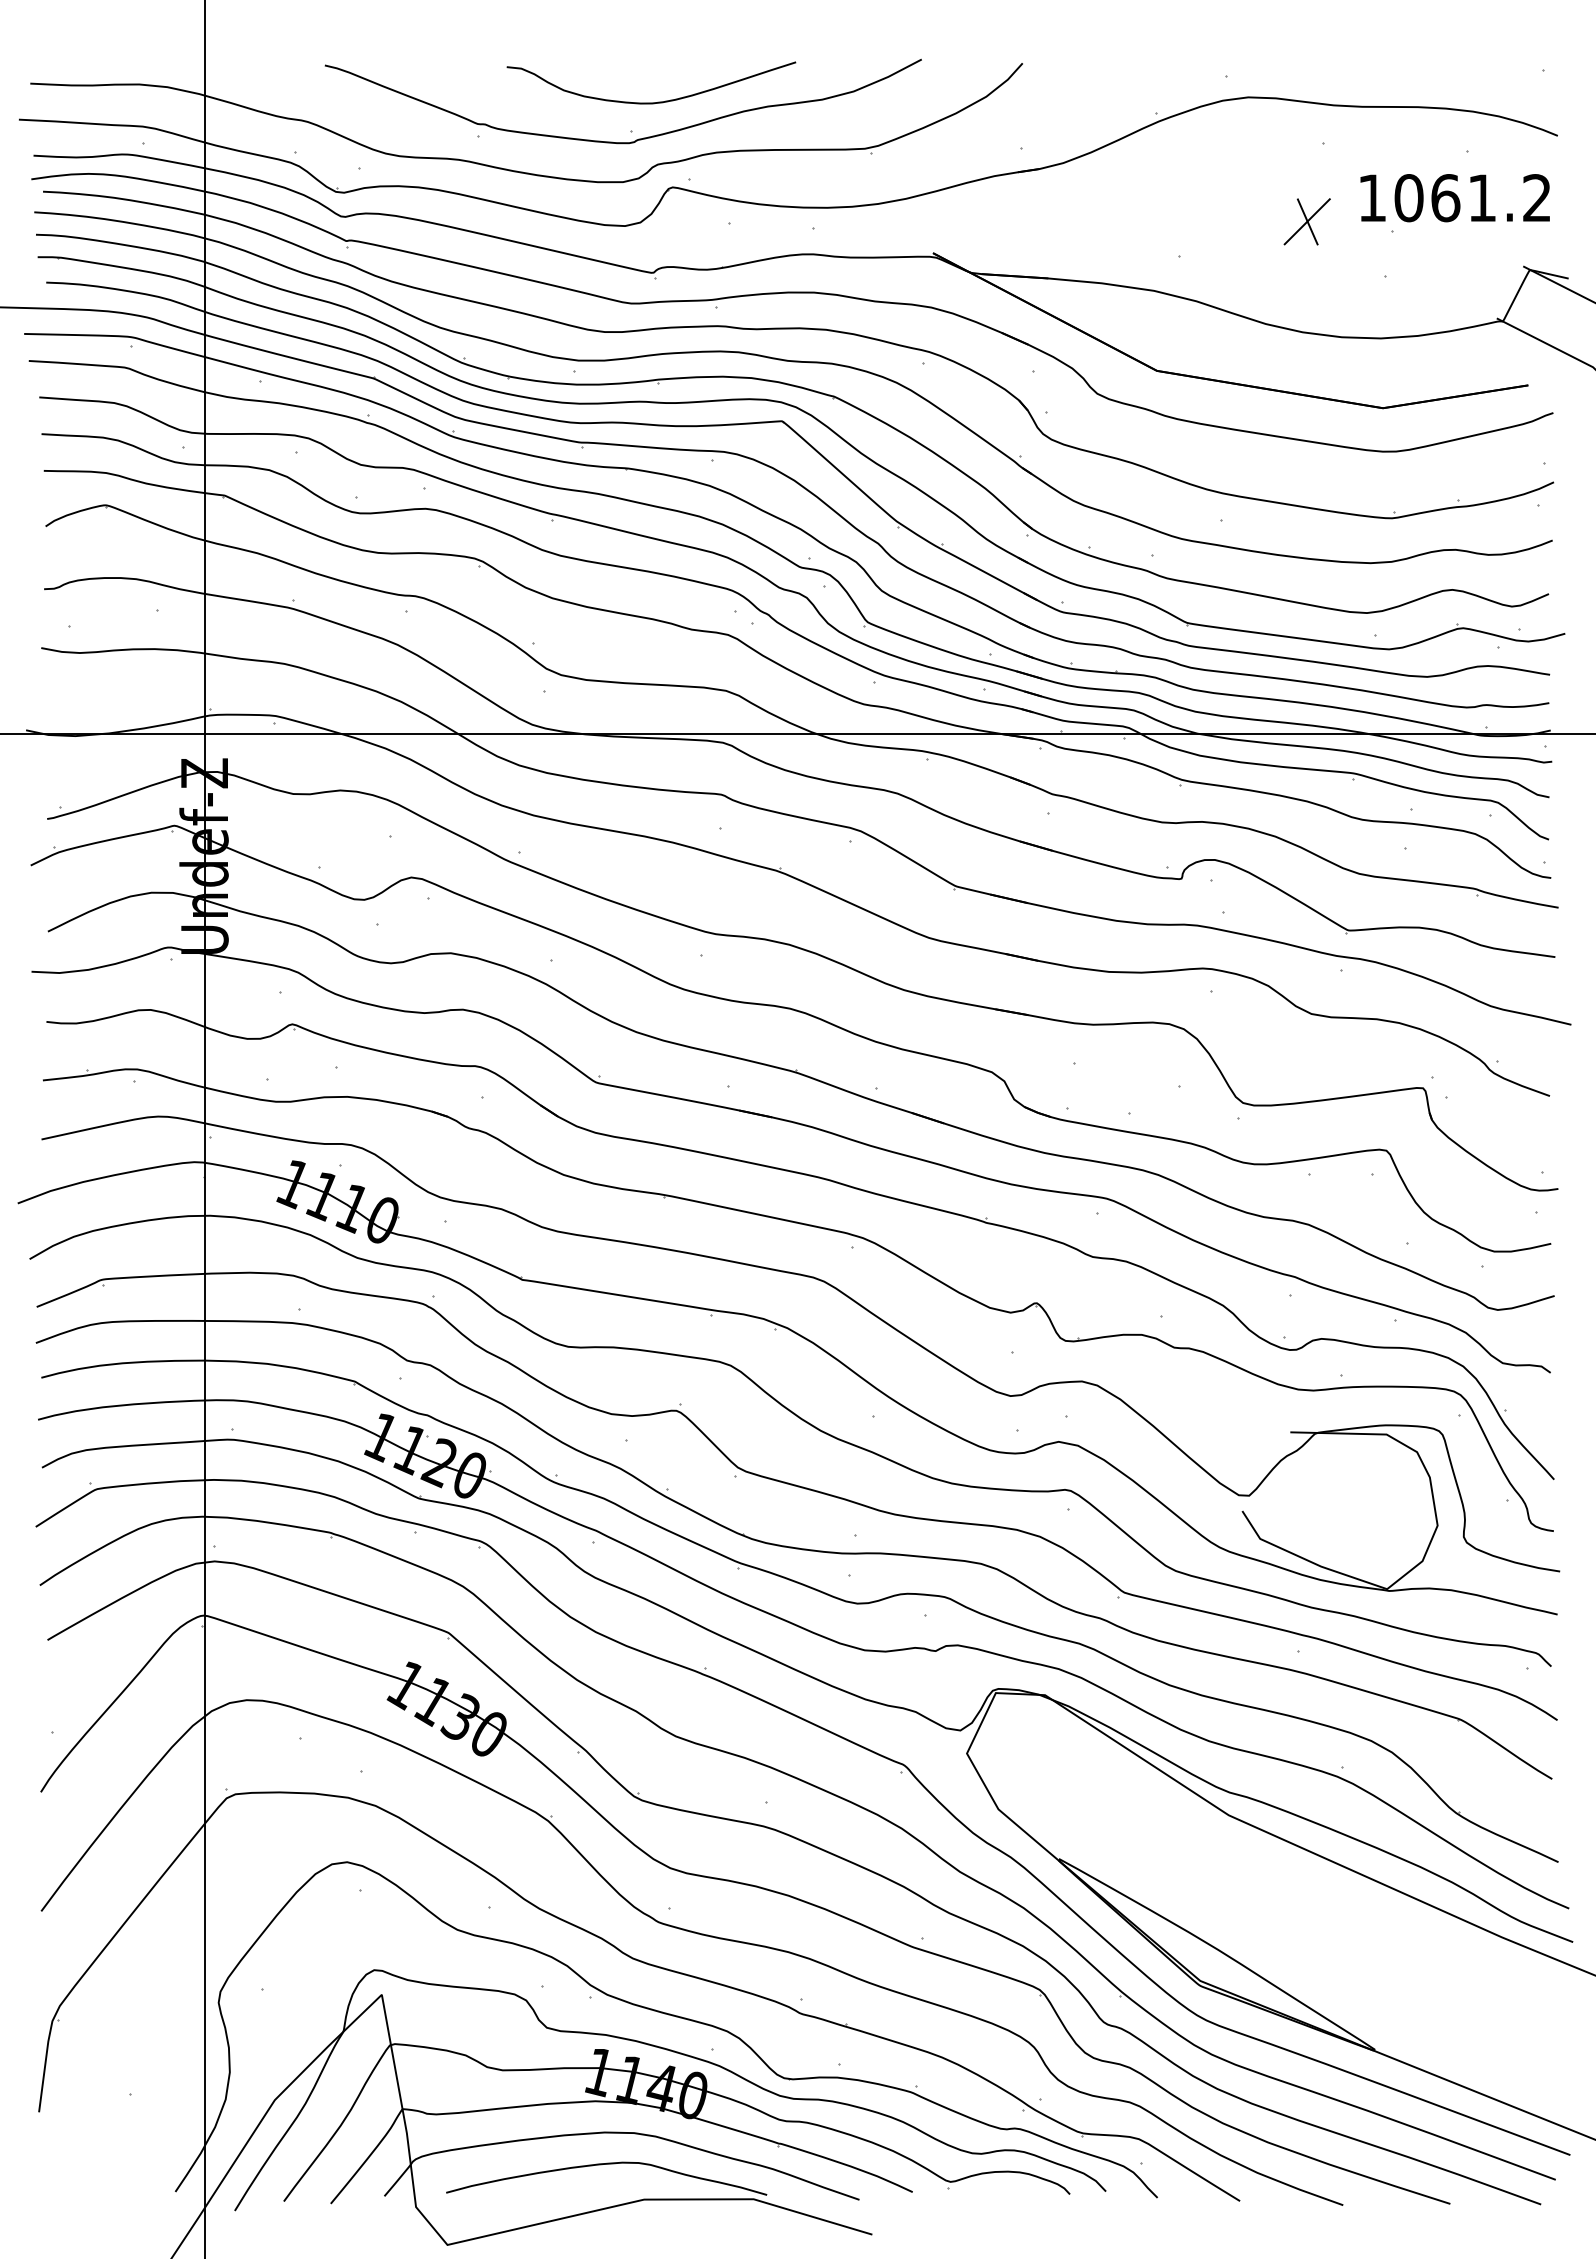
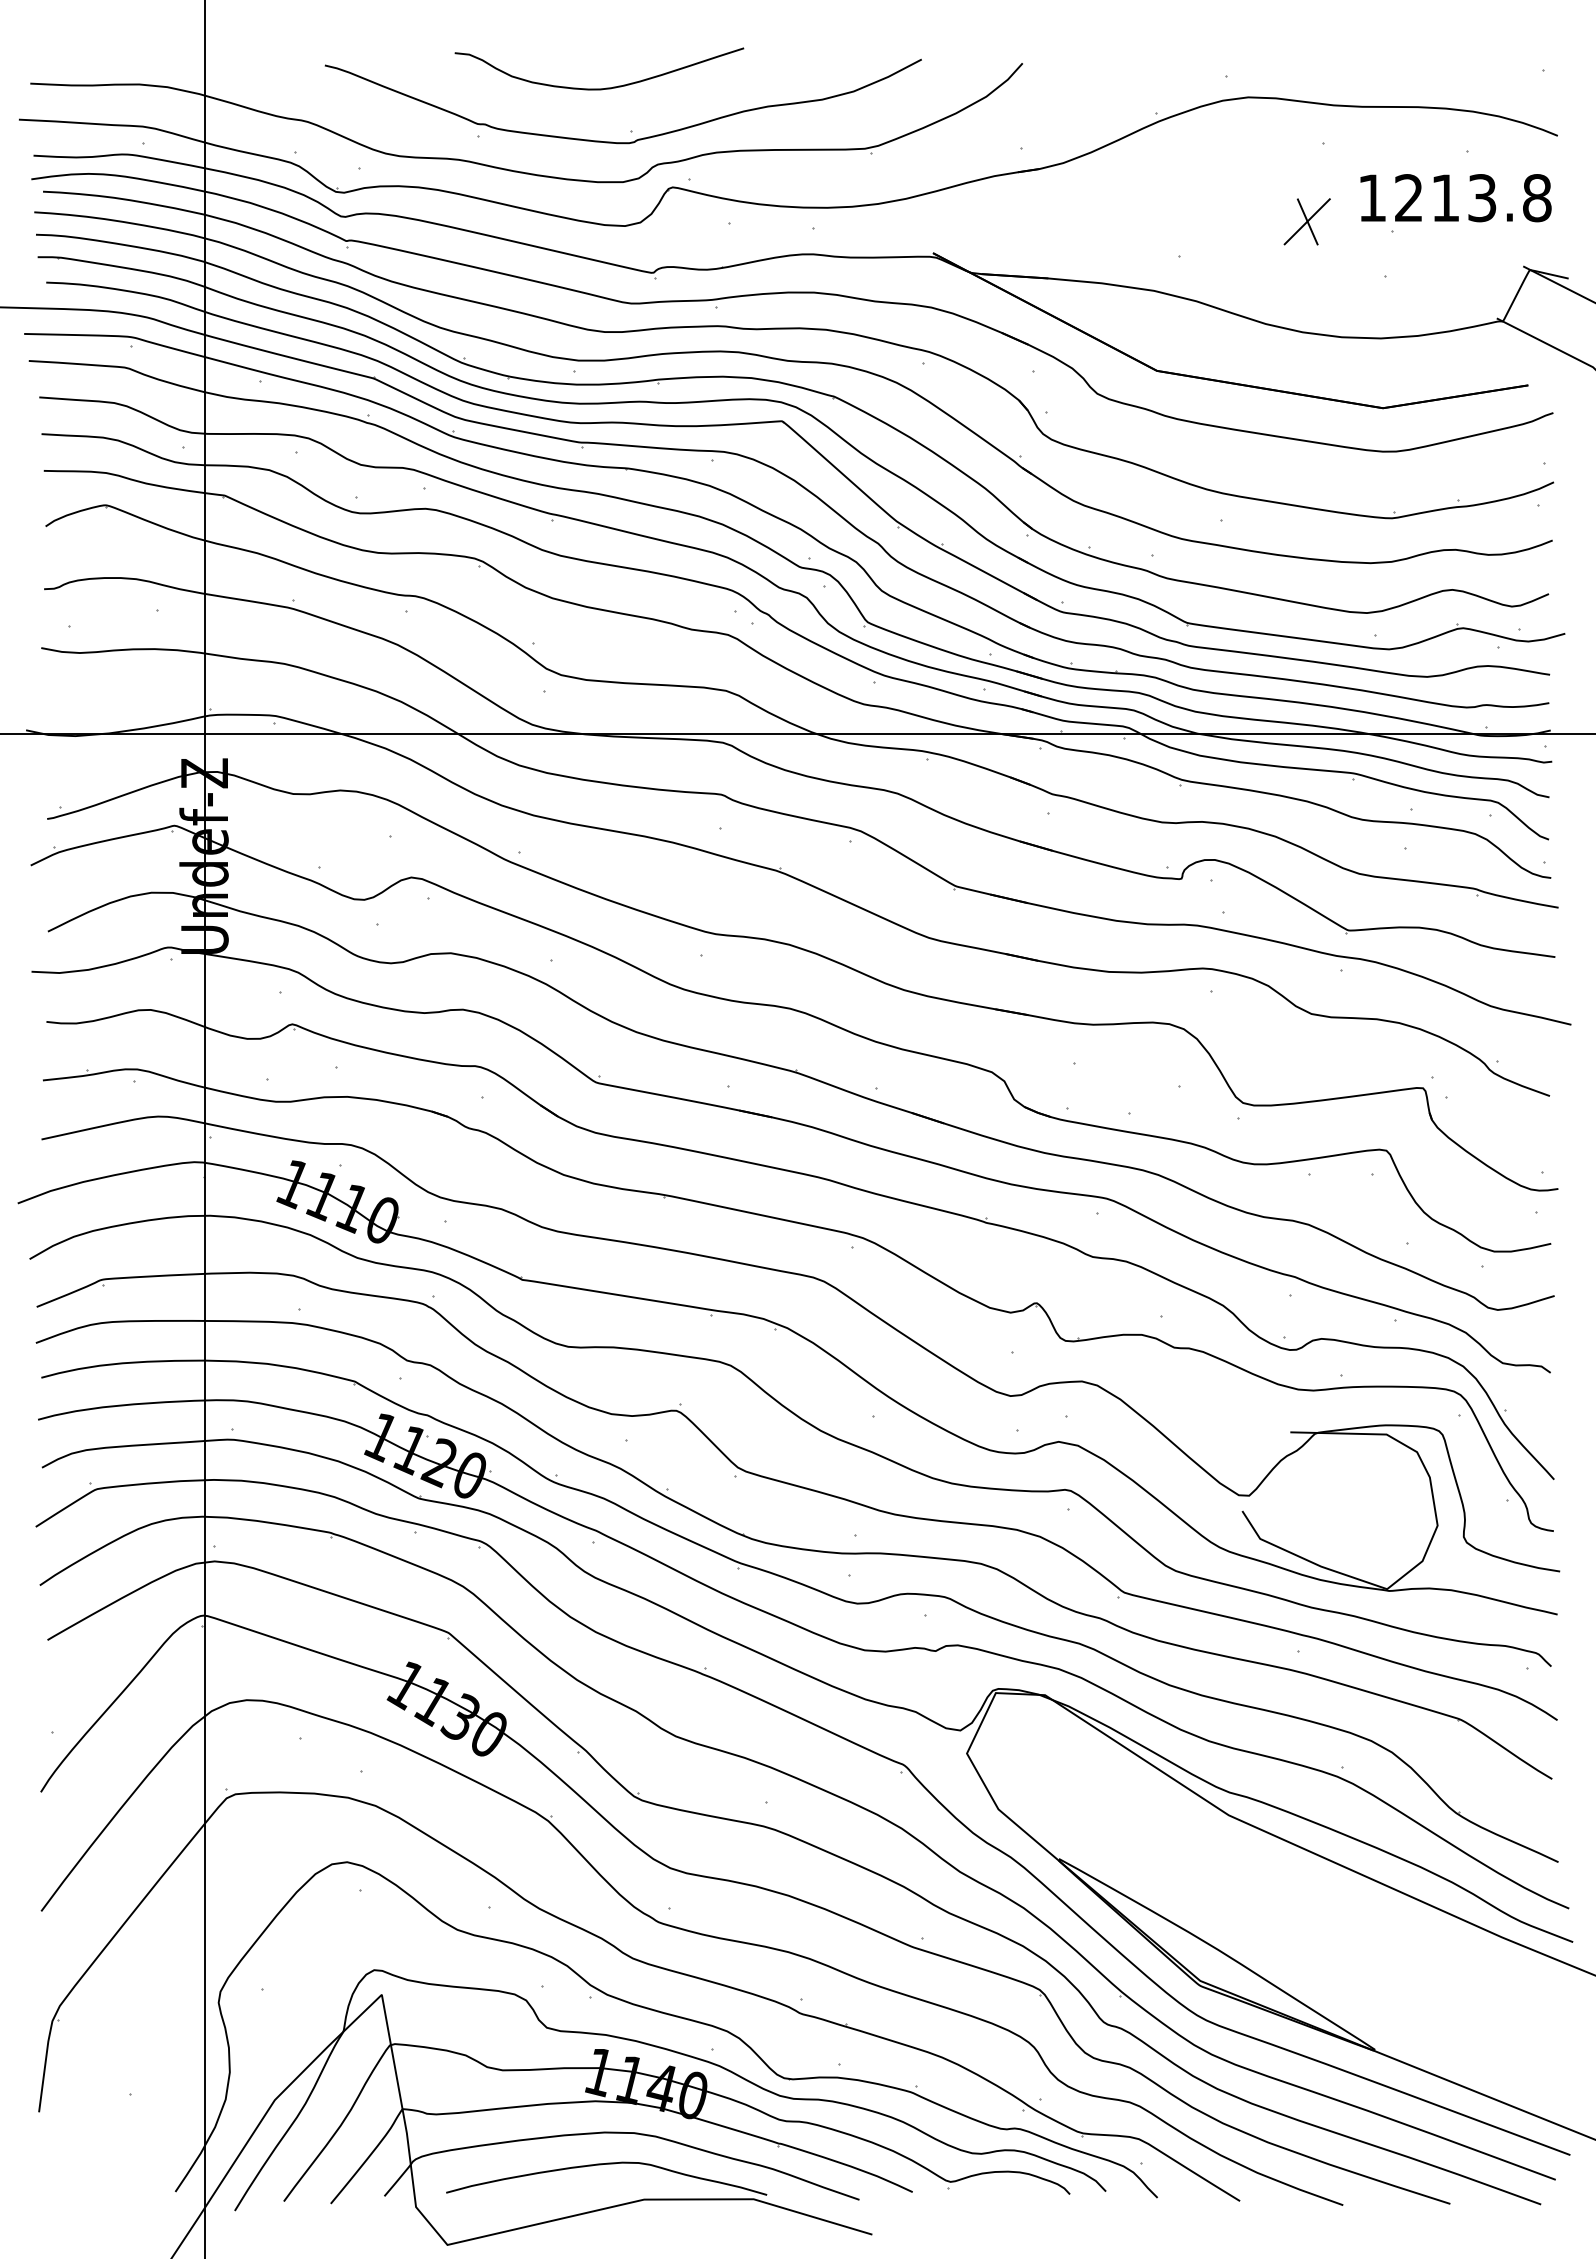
curve position: (651, 102) -> (599, 88) (599, 88)
text: 1061.2 -> 1213.8 (1472, 198)
